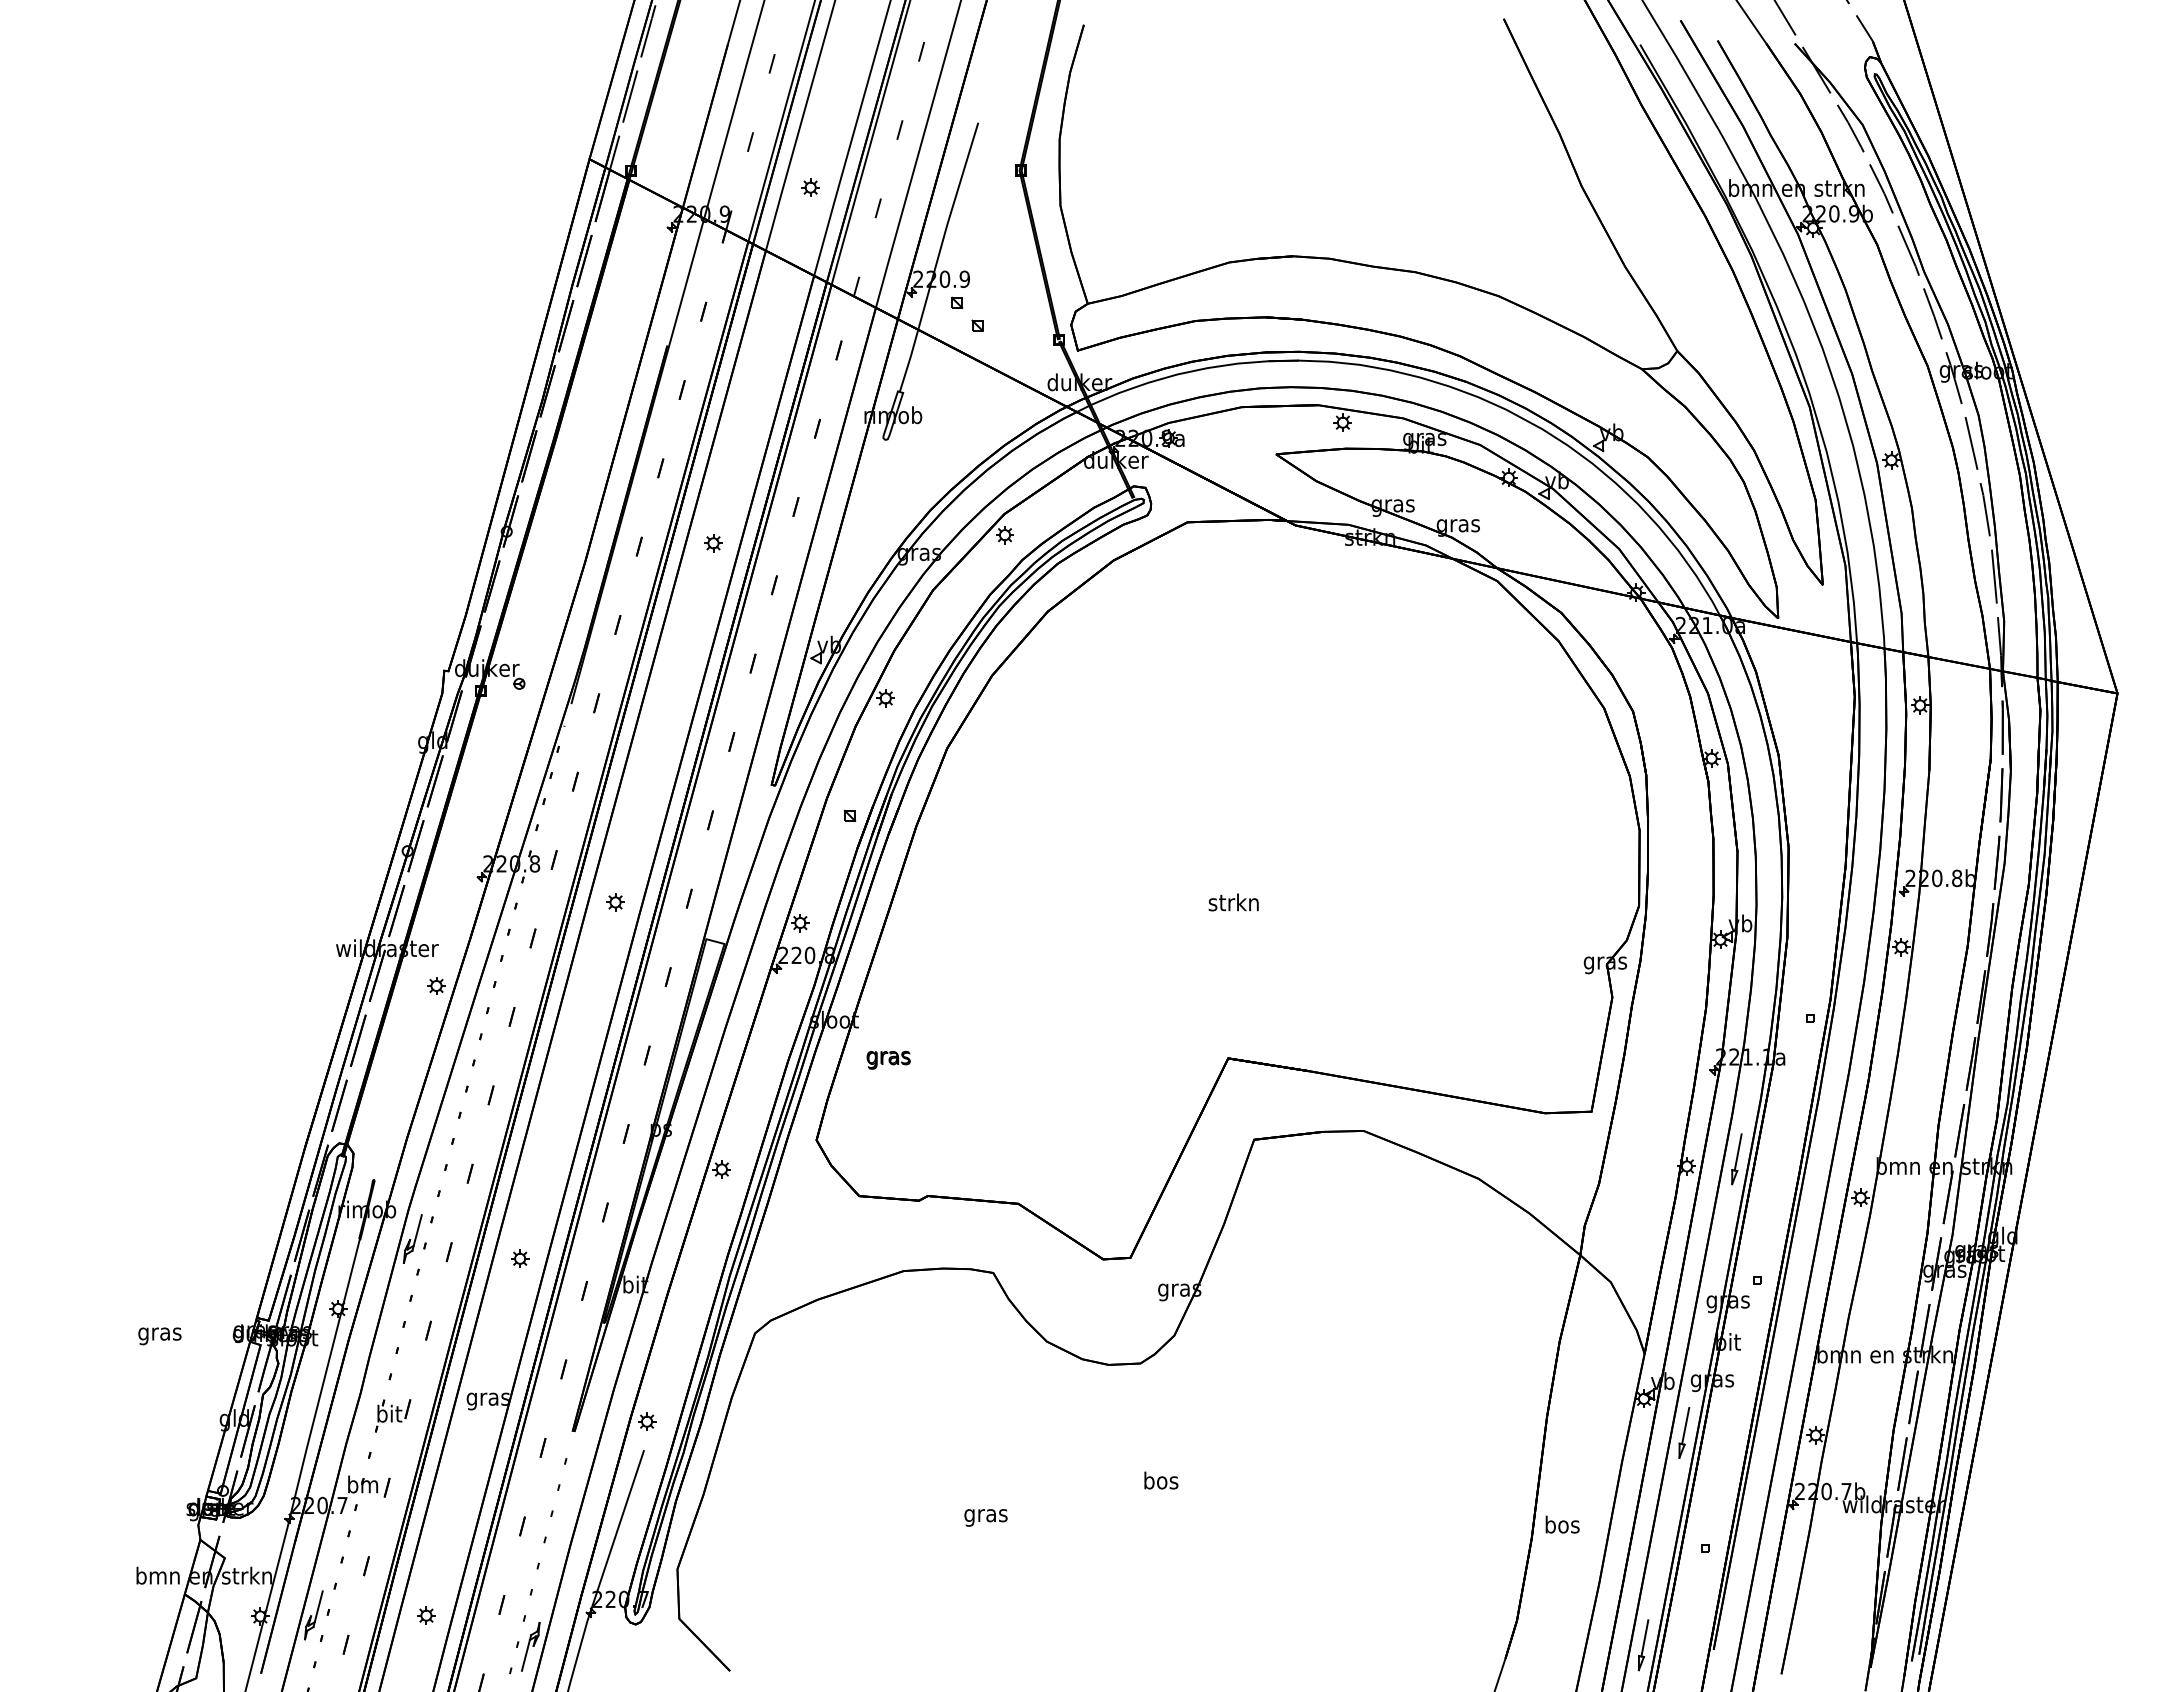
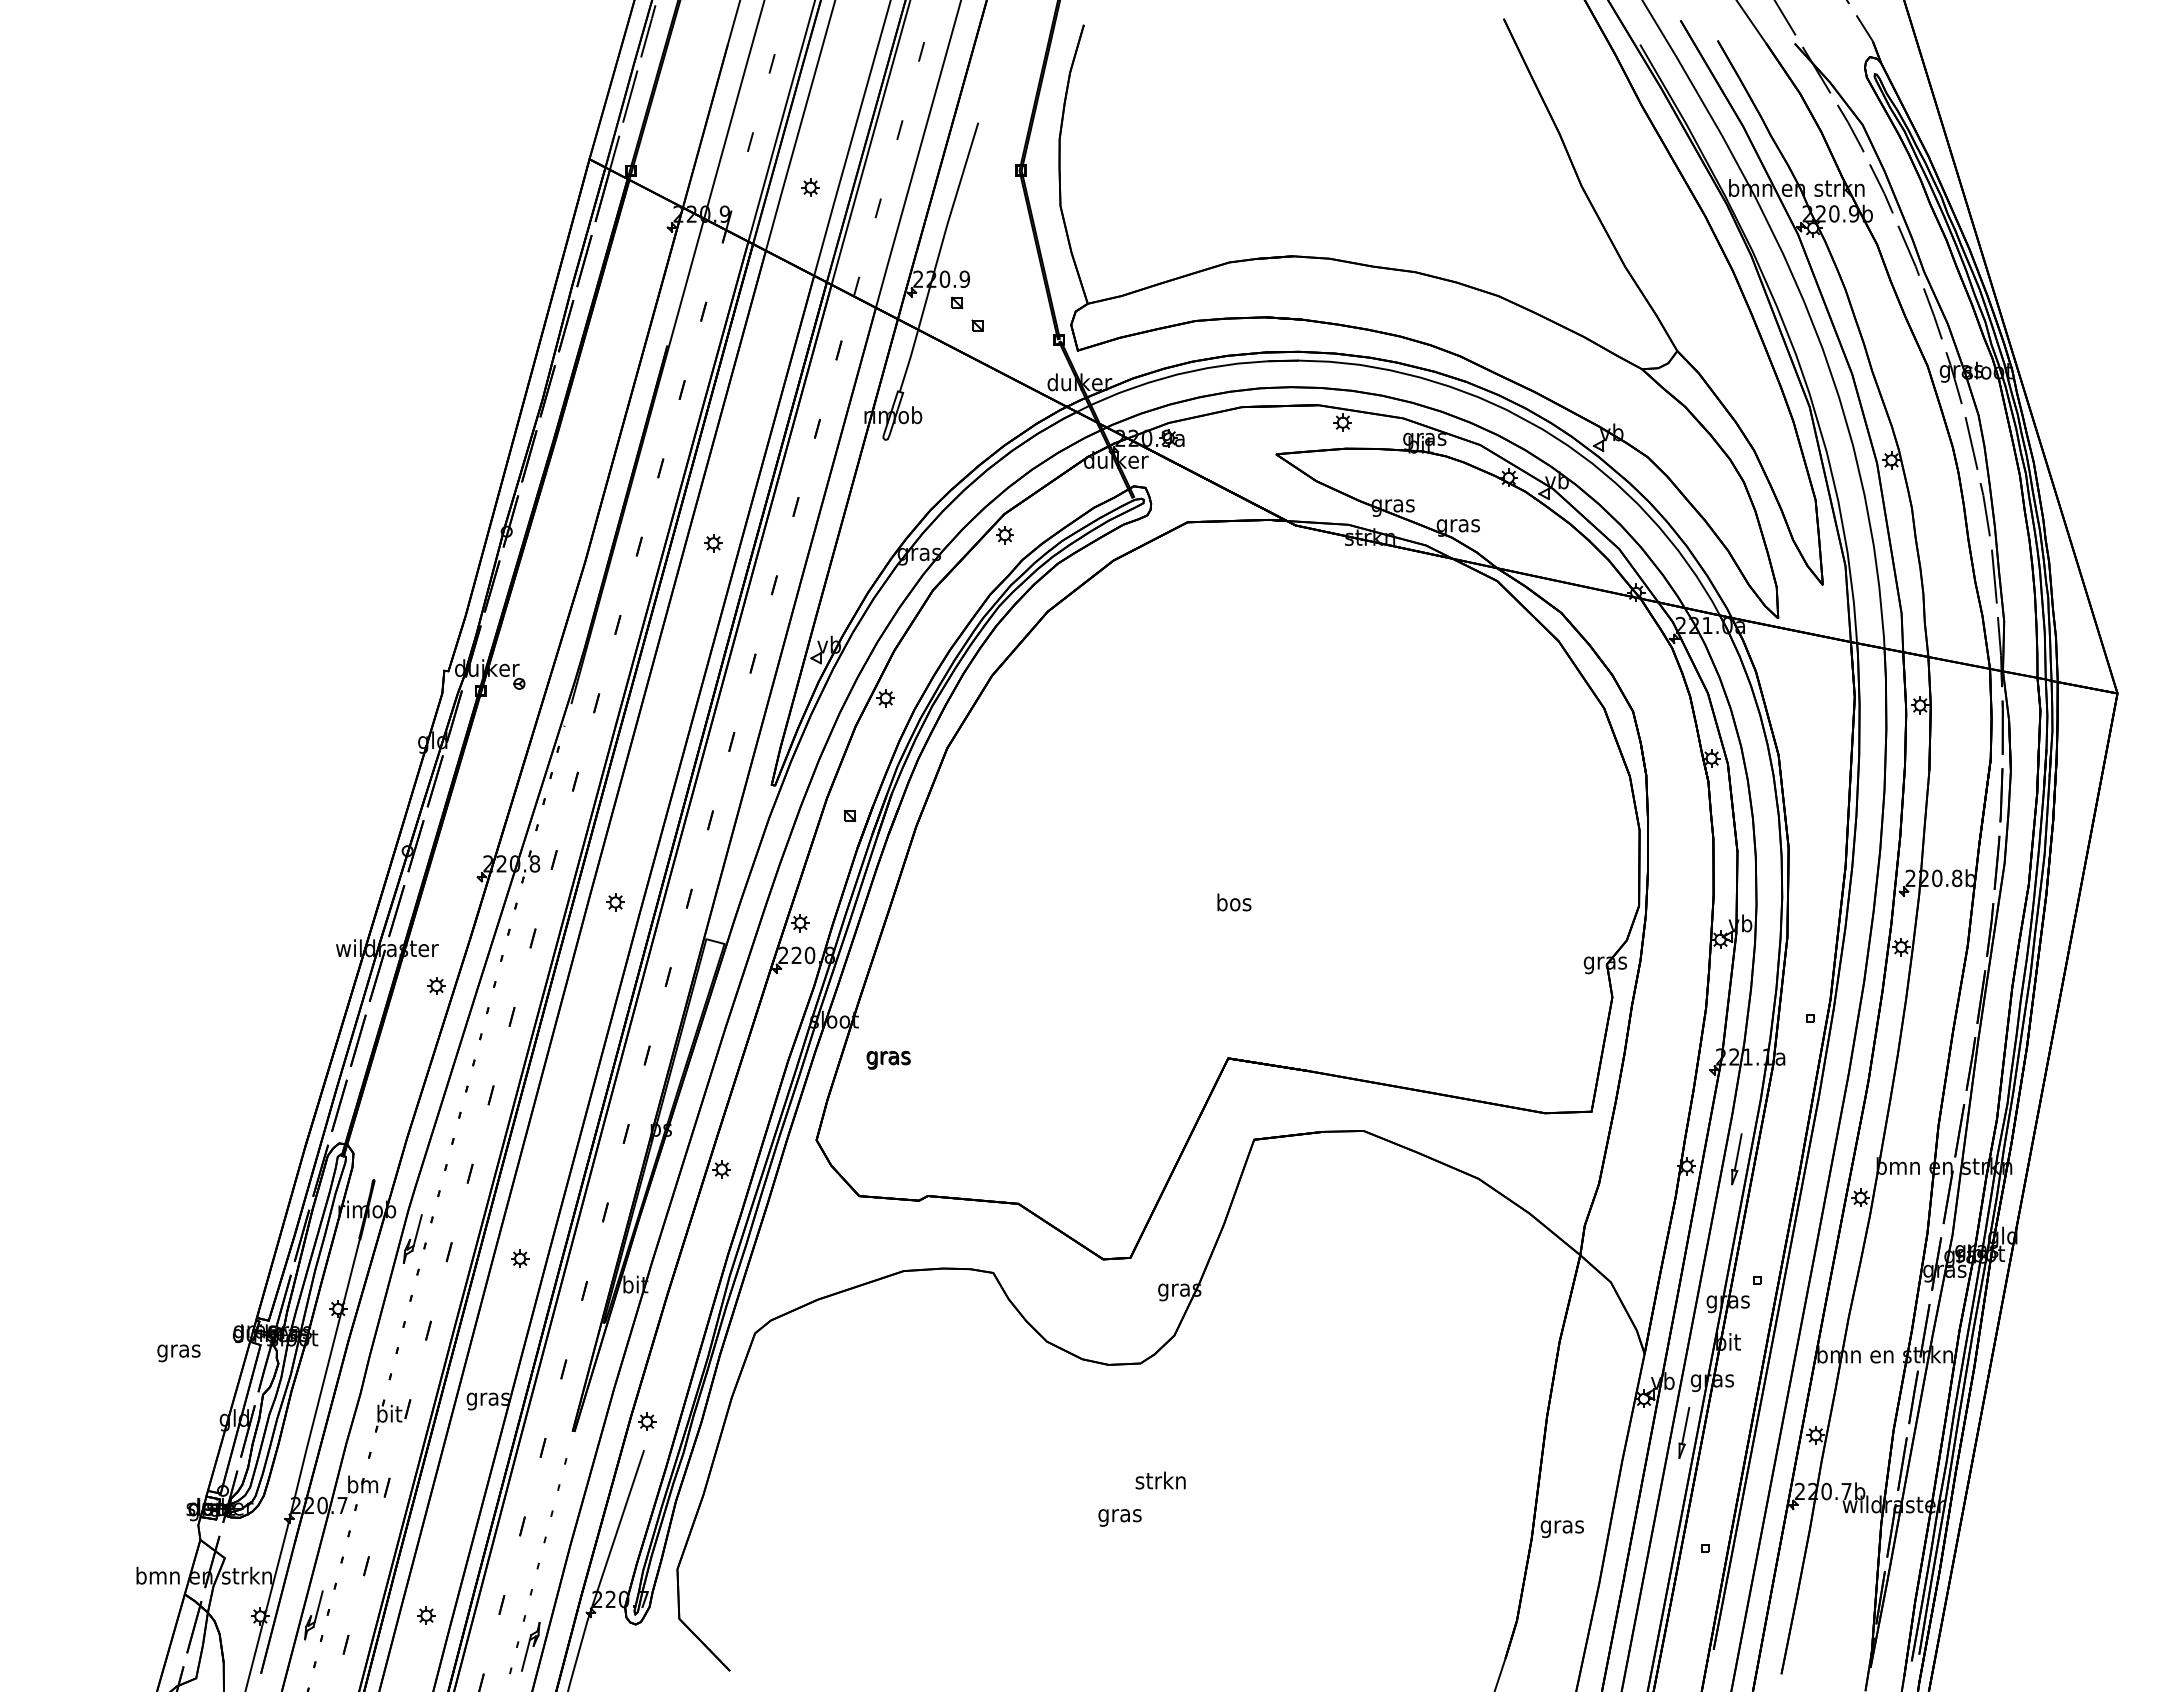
text: strkn -> bos (1233, 902)
text position: (159, 1336) -> (178, 1353) (178, 1353)
text: bos -> strkn (1160, 1480)
text position: (985, 1517) -> (1119, 1517) (1119, 1517)
text: bos -> gras (1561, 1526)
part: present -> none (1643, 1645)
